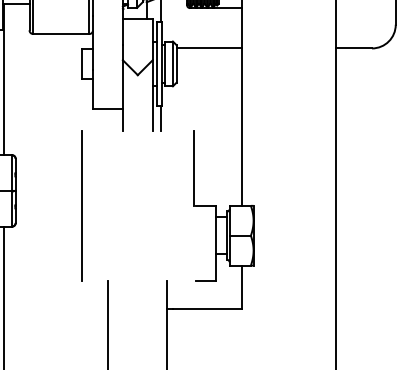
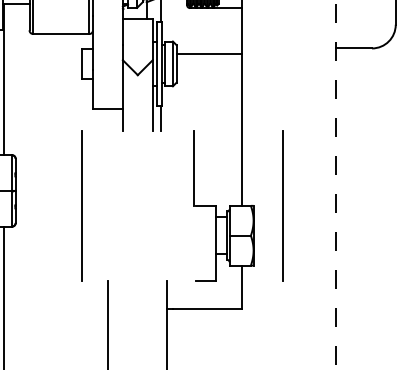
line position: (208, 48) -> (208, 54) (208, 54)
line: solid -> dashed (336, 185)
line: none -> present (282, 205)
